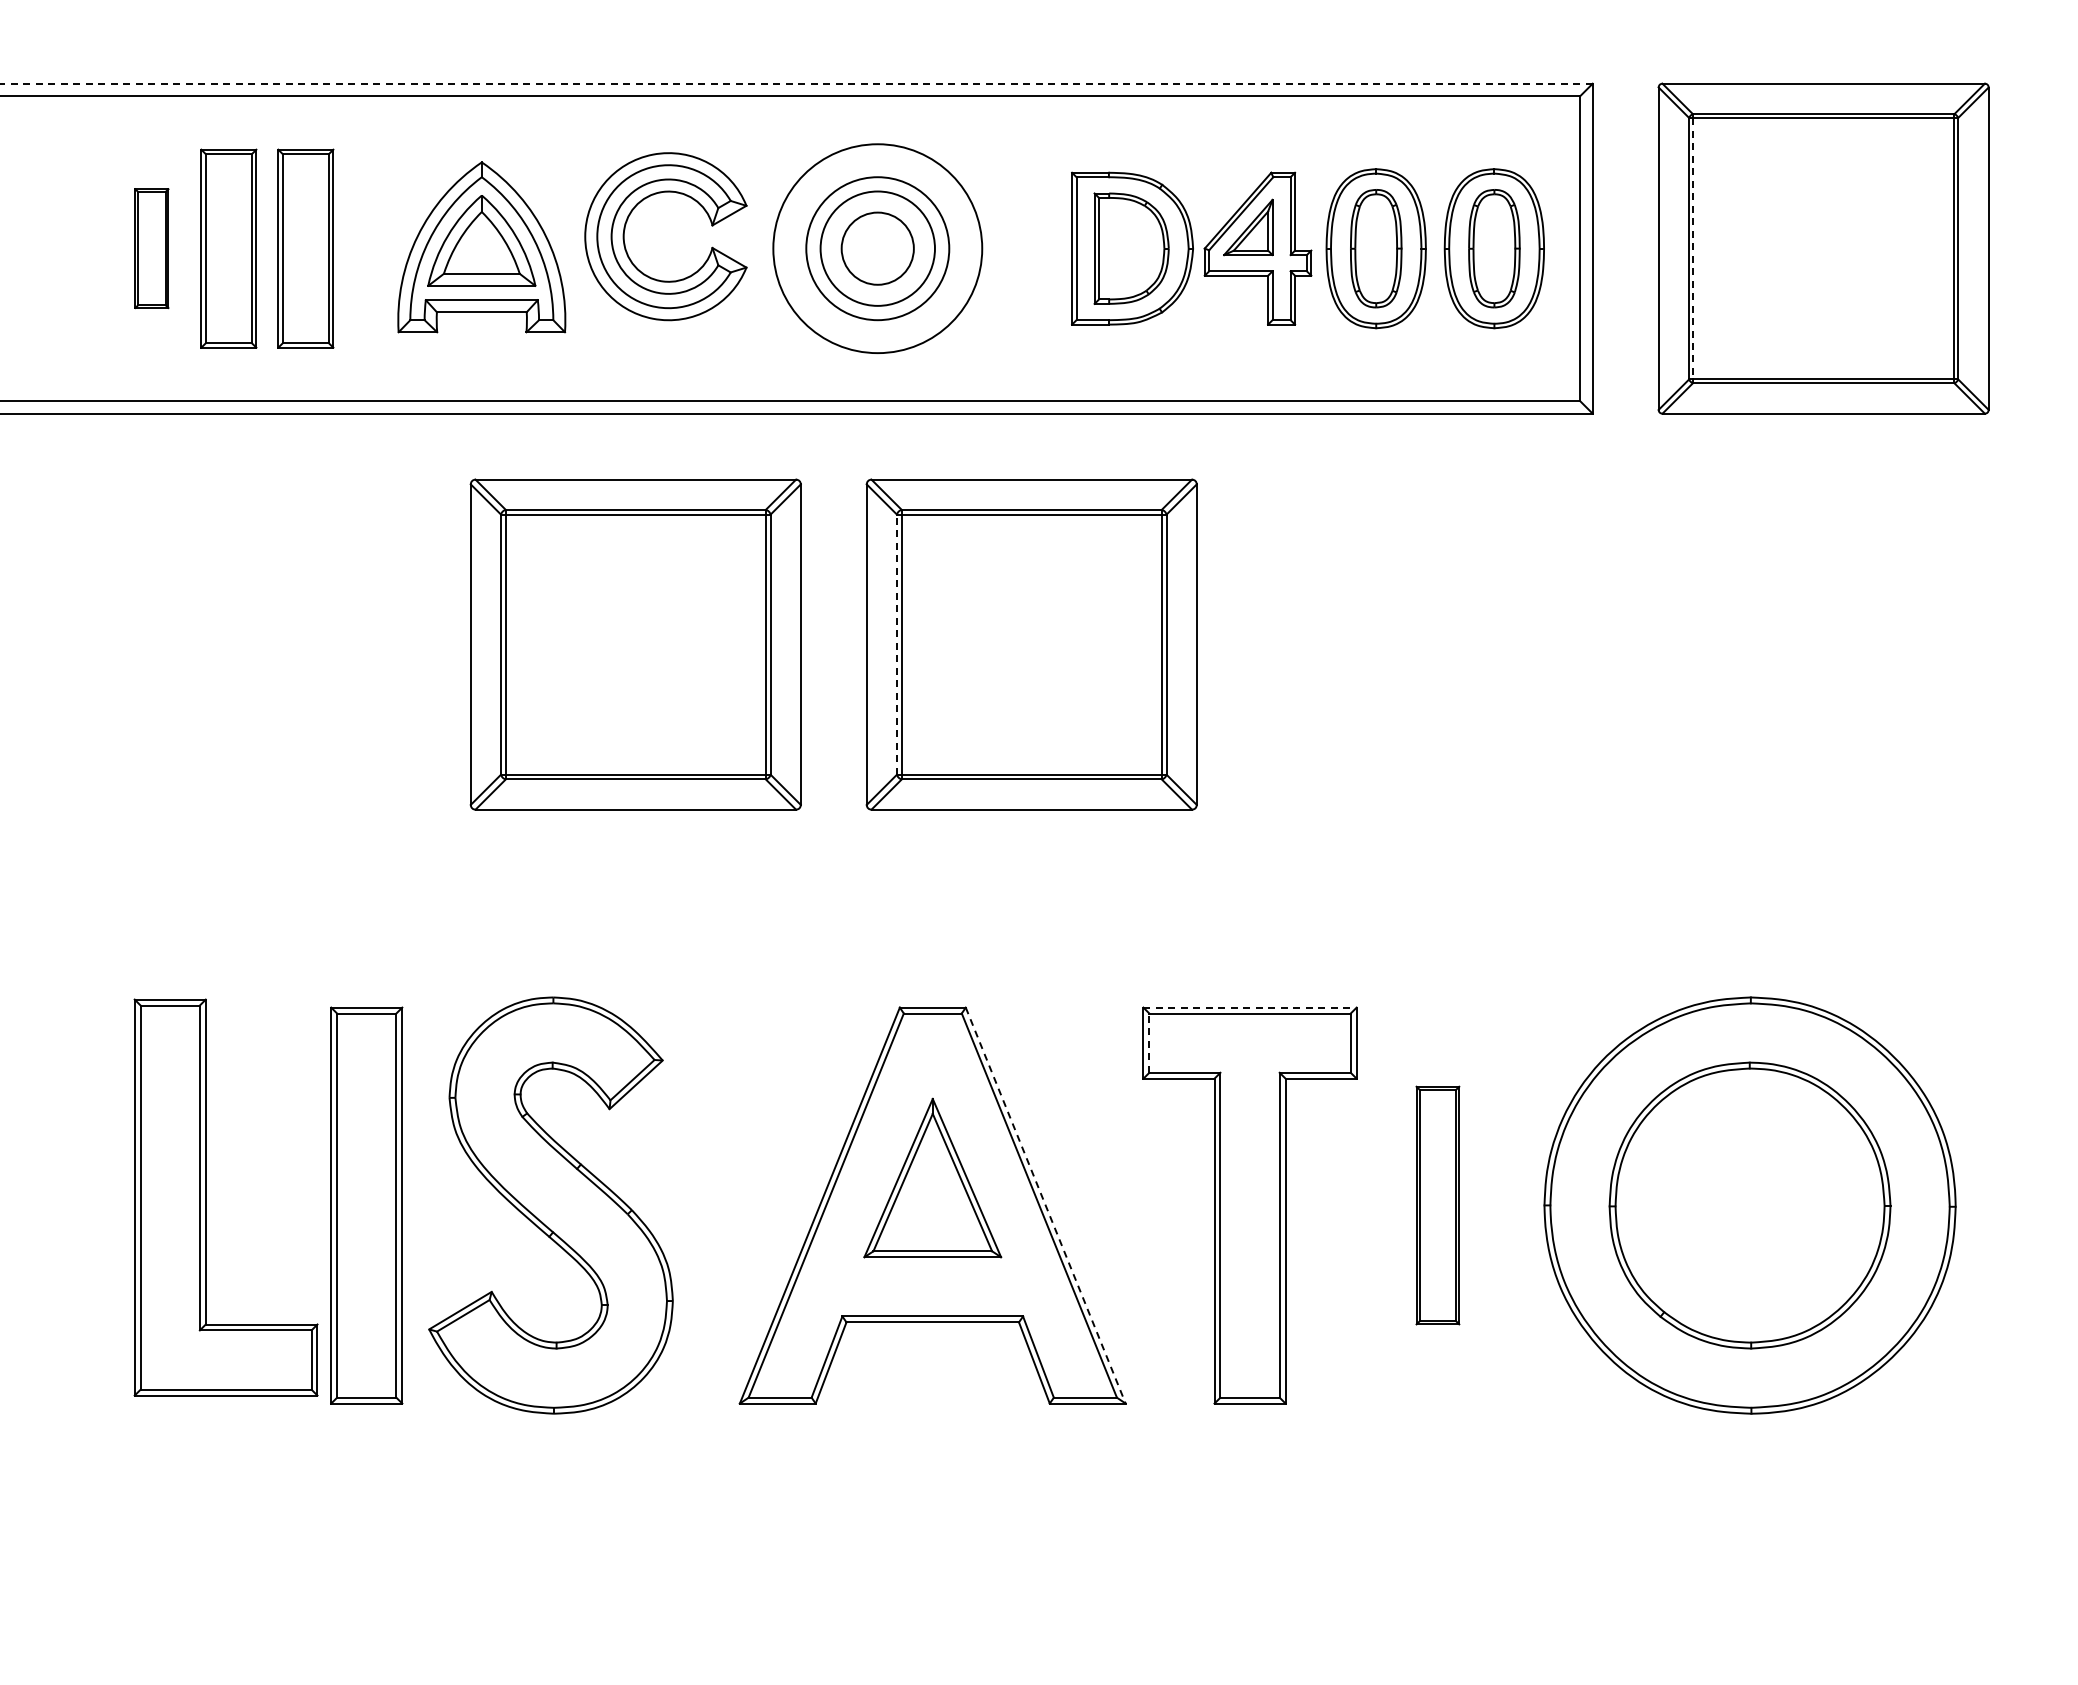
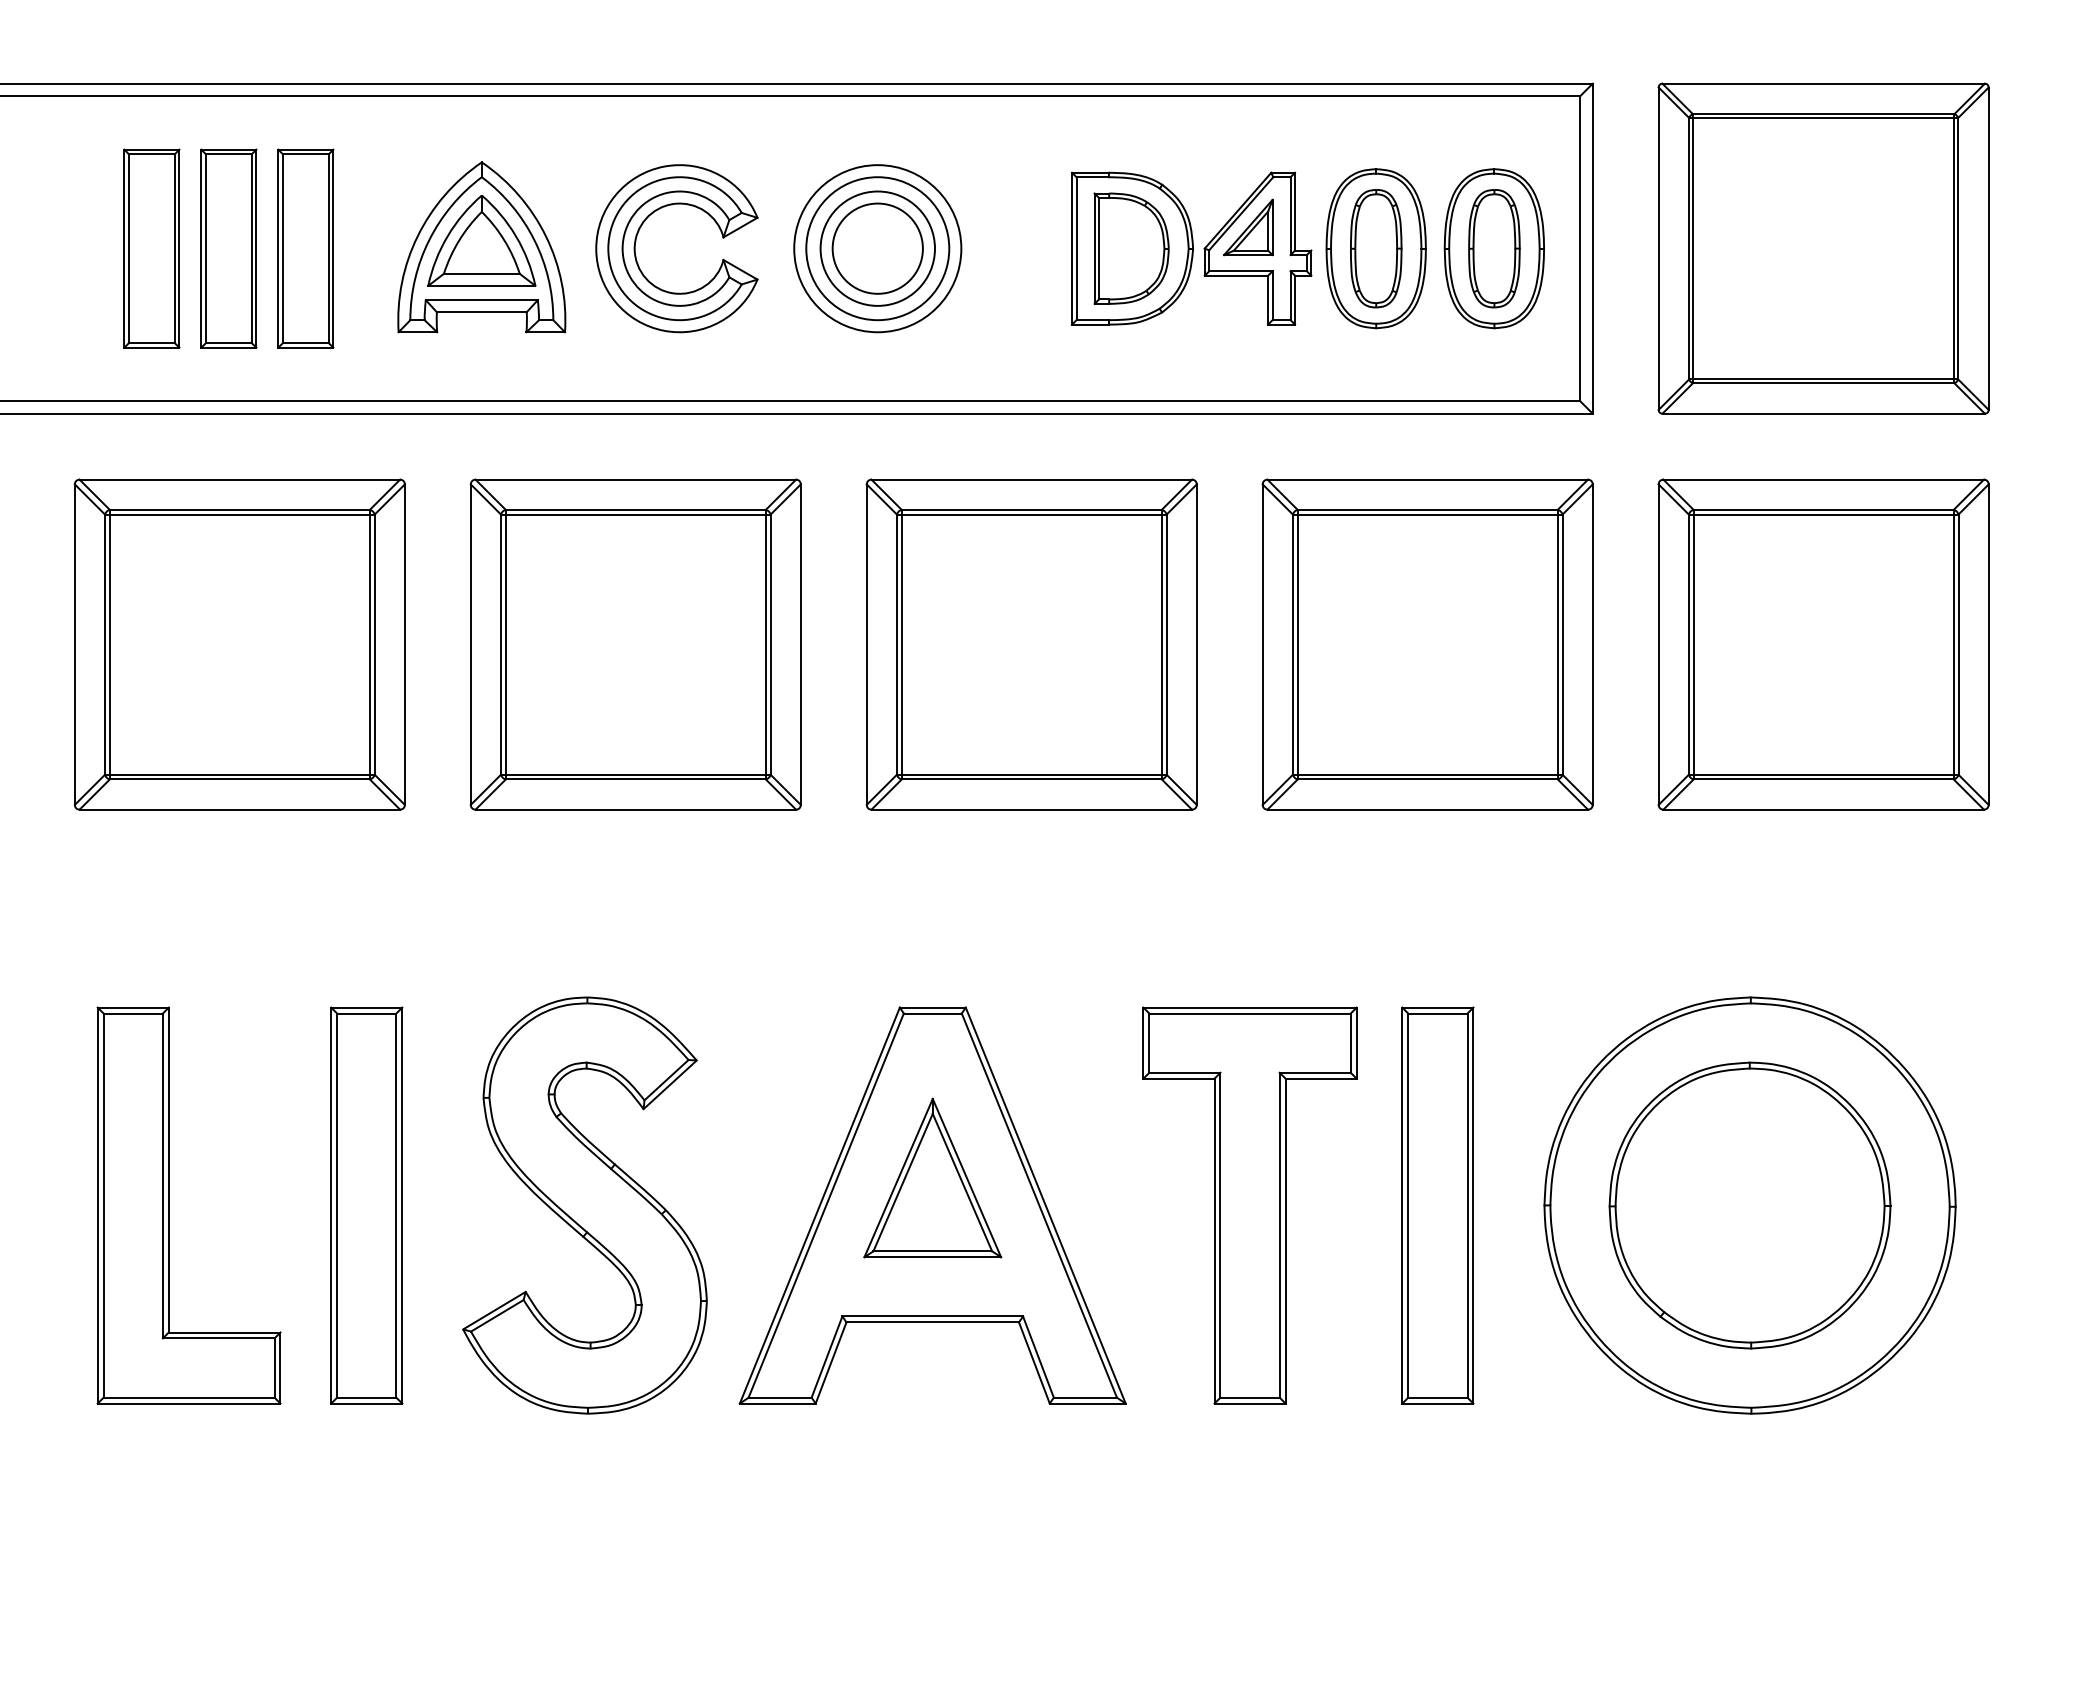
line: dashed -> solid (796, 83)
part position: (625, 229) -> (636, 241) (636, 241)
part size: 36x122 px -> 58x201 px (151, 248)
circle diameter: 209 px -> 167 px (877, 248)
circle diameter: 72 px -> 90 px (877, 248)
line: dashed -> solid (1693, 248)
part: none -> present (239, 644)
line: dashed -> solid (896, 644)
part: none -> present (1427, 644)
part: none -> present (1823, 644)
line: dashed -> solid (1250, 1007)
line: dashed -> solid (1149, 1043)
part position: (206, 1197) -> (169, 1205) (169, 1205)
part position: (550, 1205) -> (584, 1205) (584, 1205)
line: dashed -> solid (1045, 1205)
part size: 46x241 px -> 74x399 px (1437, 1205)
